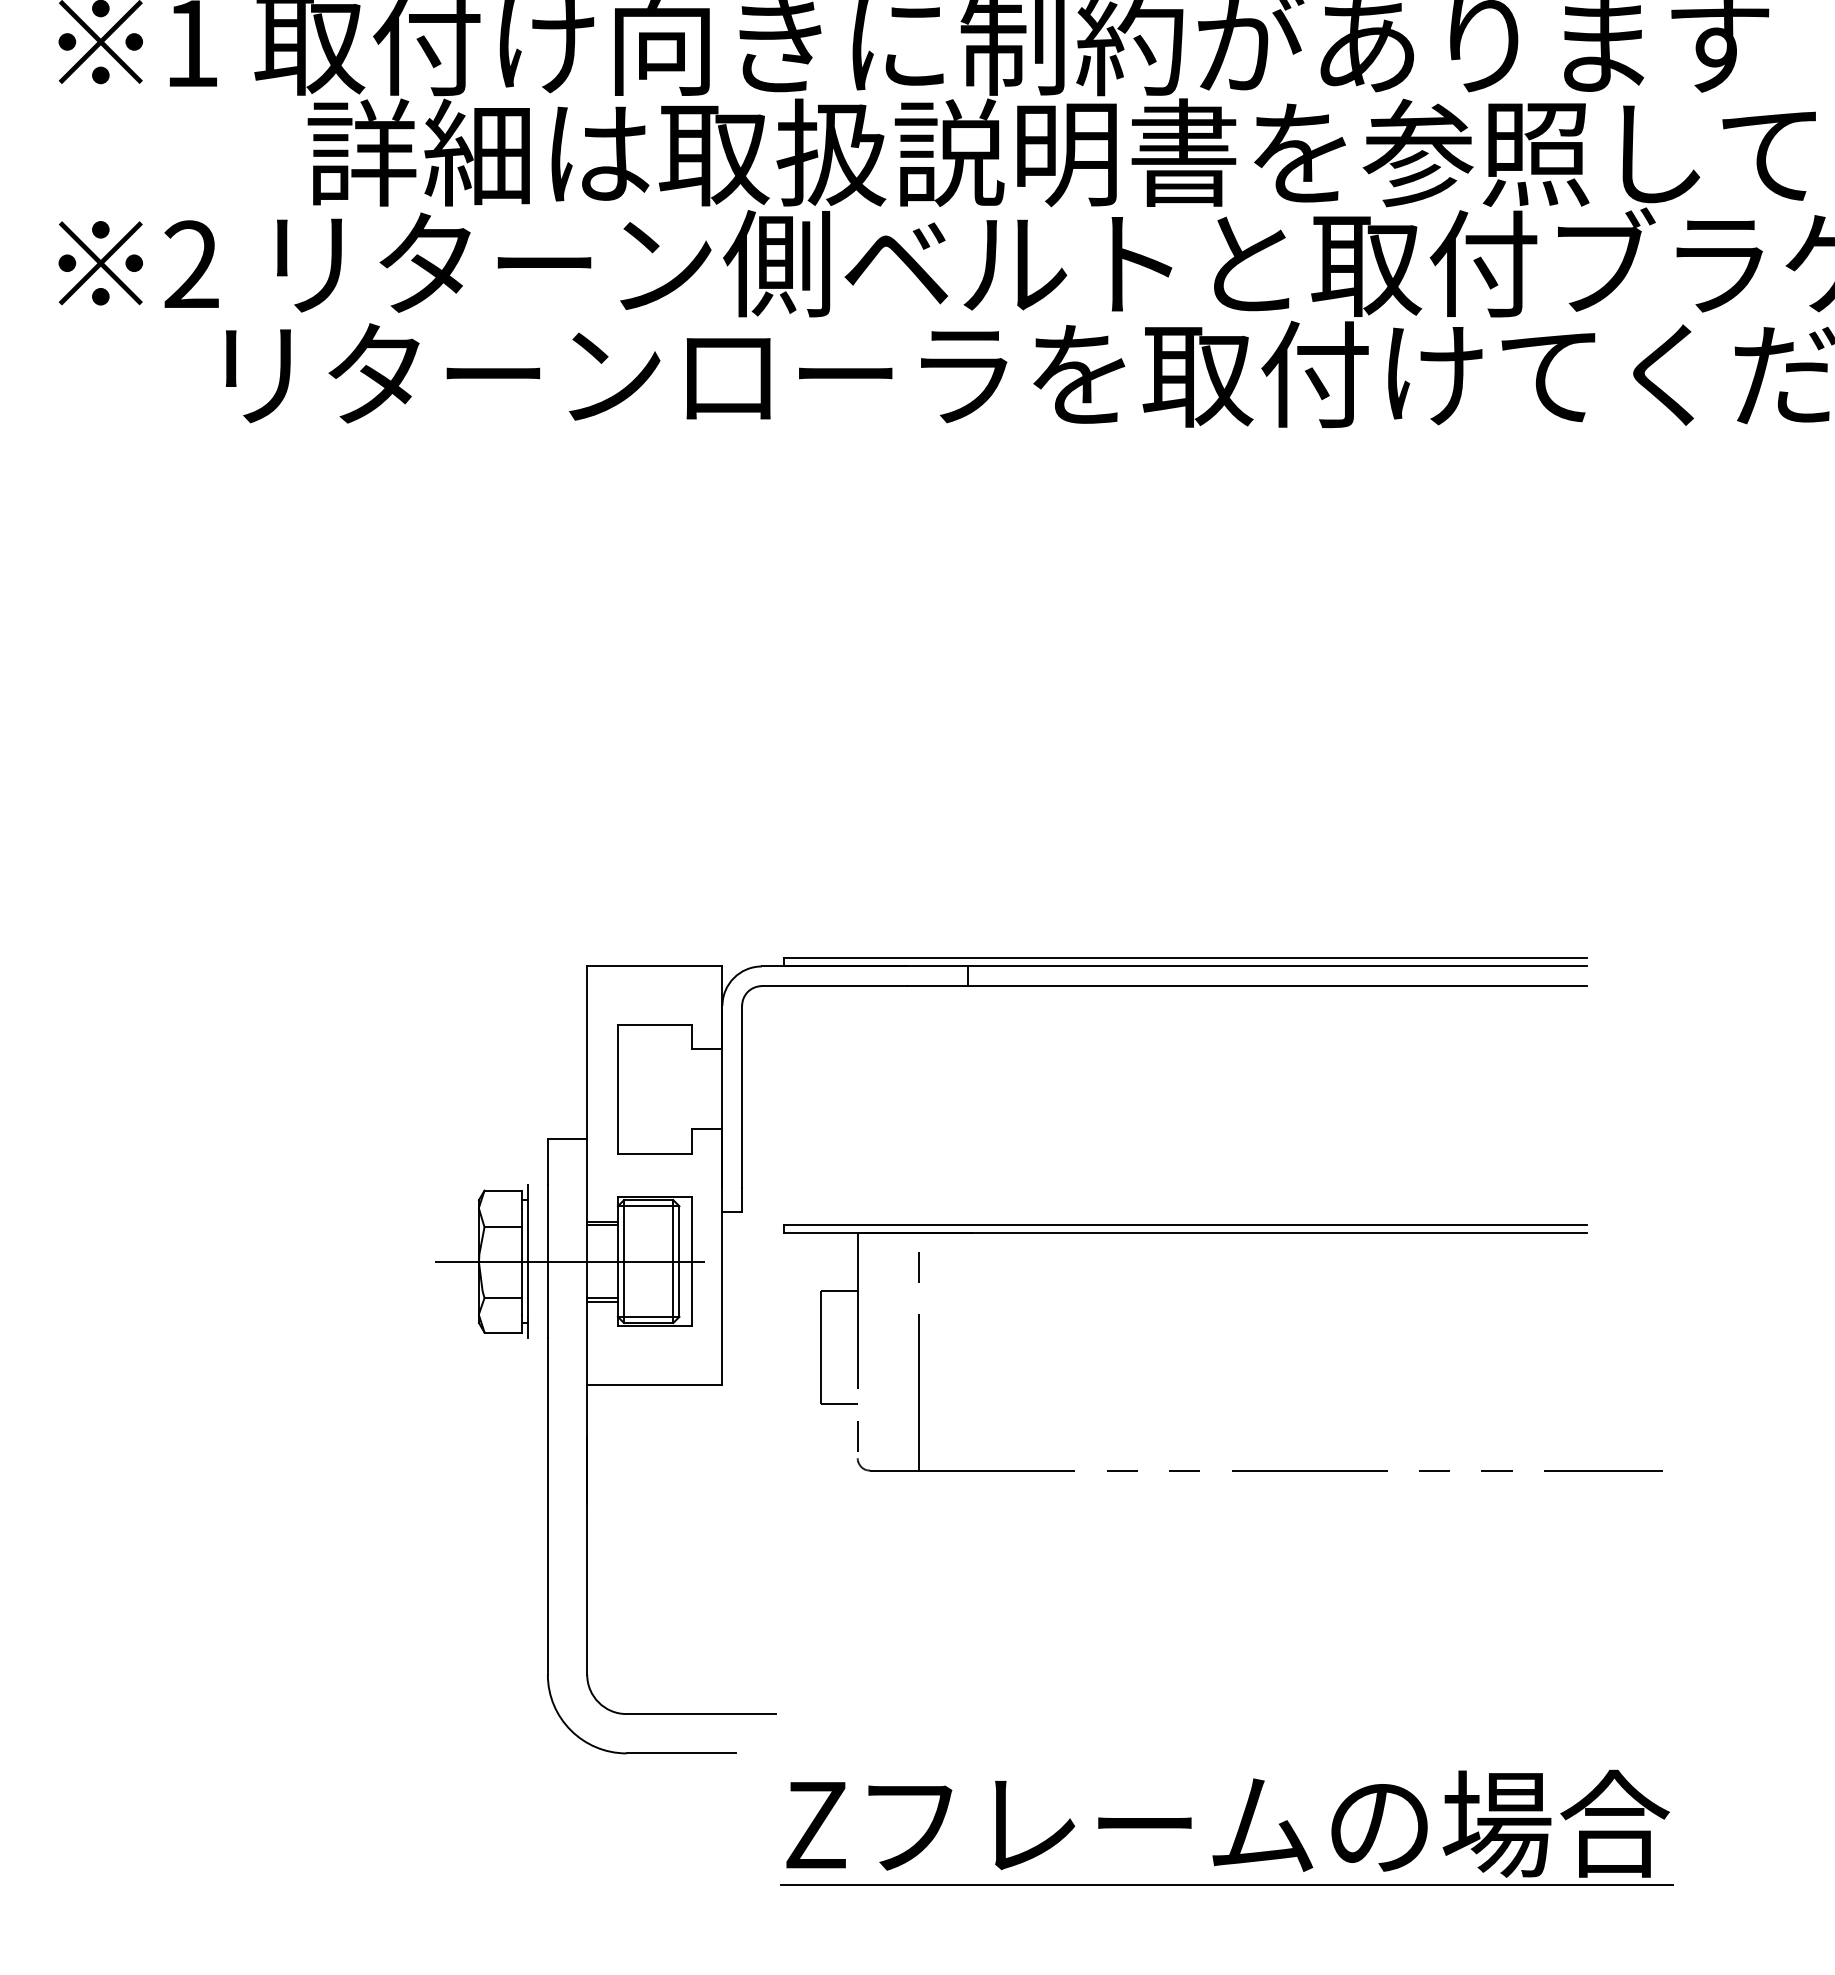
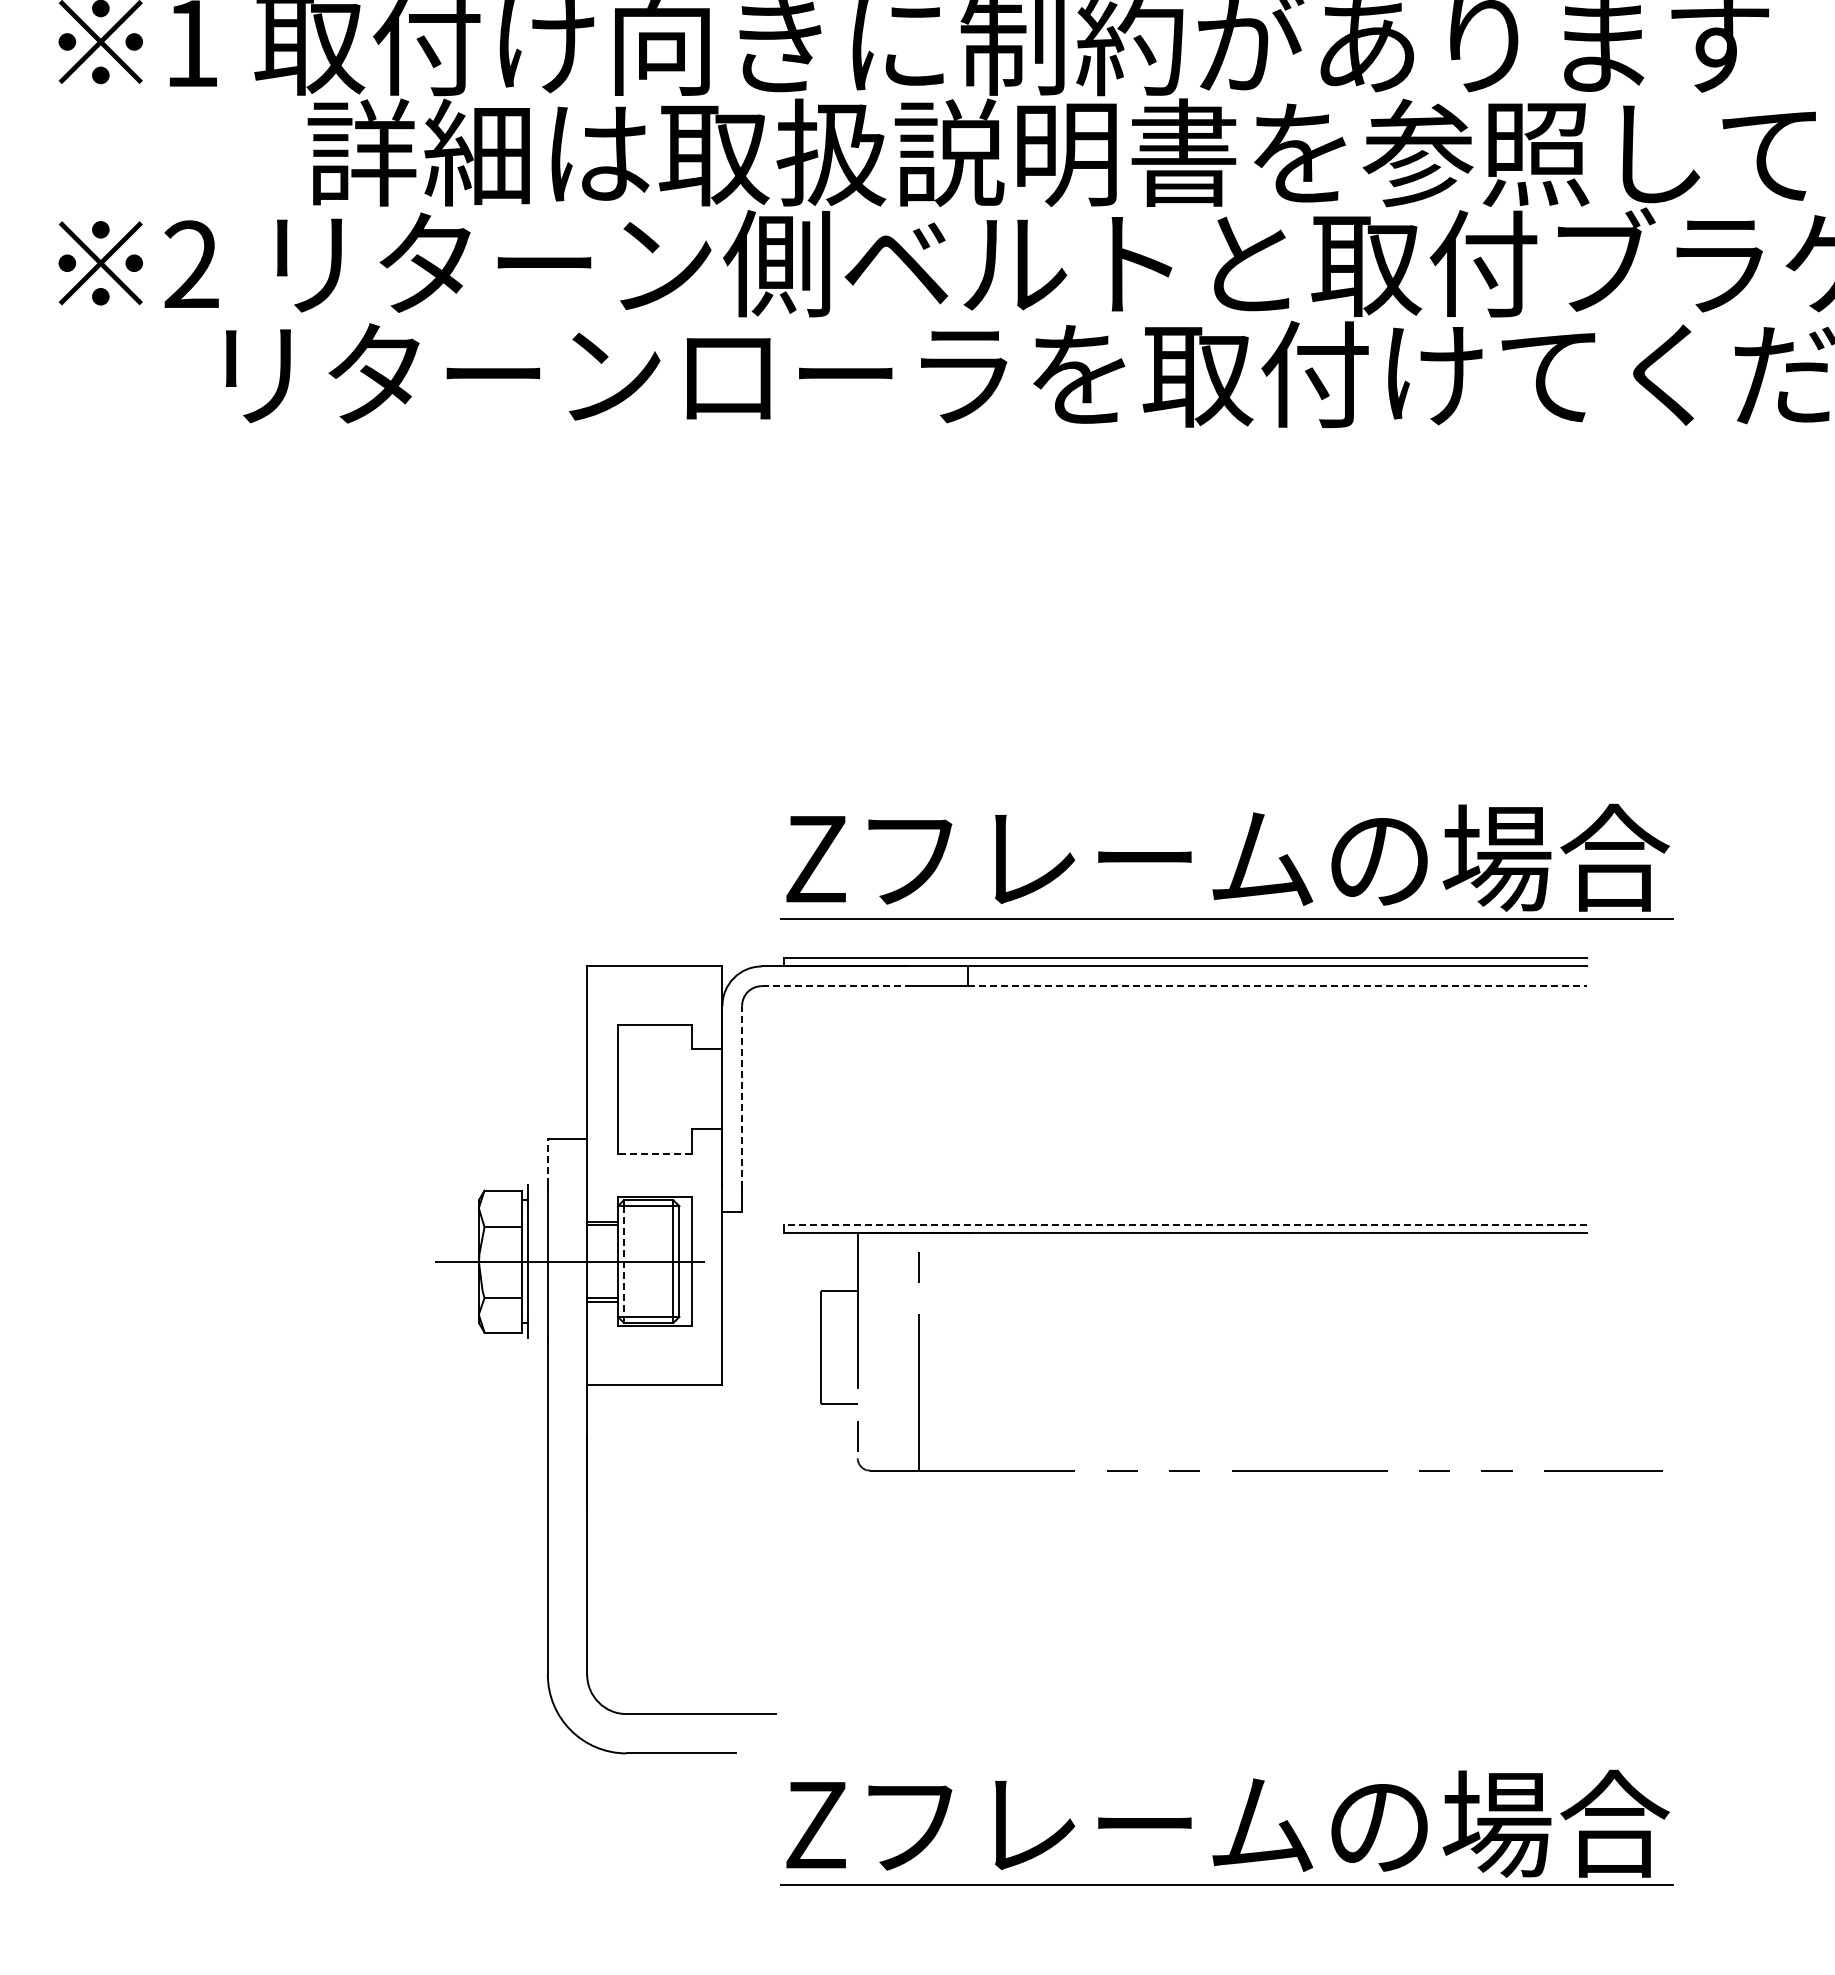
part: none -> present (1237, 865)
line: solid -> dashed (834, 986)
line: solid -> dashed (1277, 986)
line: solid -> dashed (742, 1096)
line: solid -> dashed (654, 1153)
line: solid -> dashed (547, 1161)
line: solid -> dashed (1184, 1224)
line: solid -> dashed (624, 1262)
